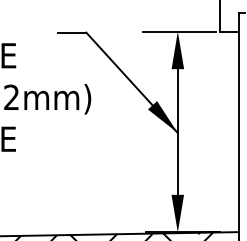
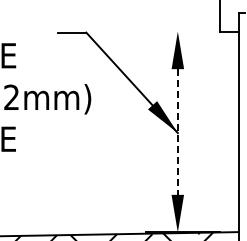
line: present -> none (179, 31)
line: solid -> dashed (177, 132)
